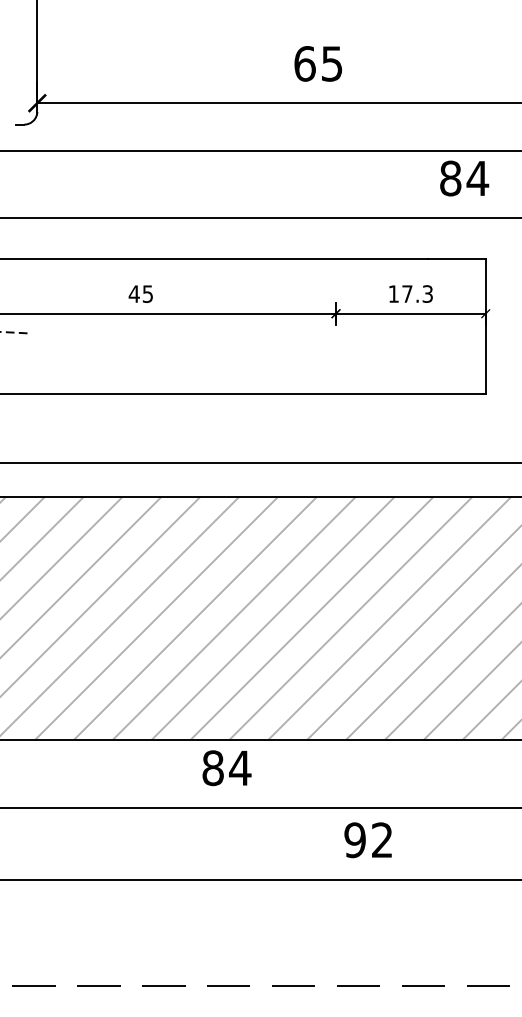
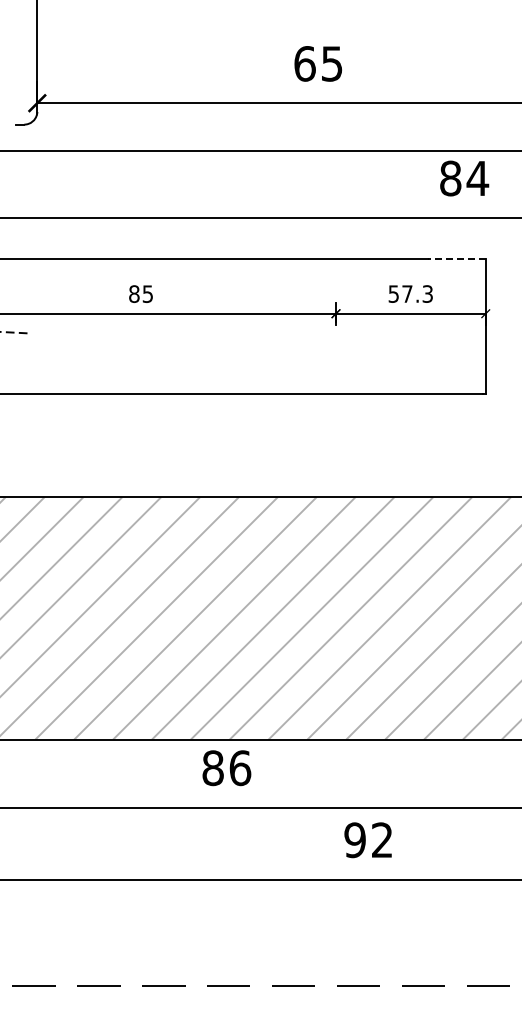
line: solid -> dashed (456, 259)
text: 17.3 -> 57.3 (393, 293)
text: 45 -> 85 (133, 294)
line: present -> none (260, 462)
text: 84 -> 86 (240, 768)
